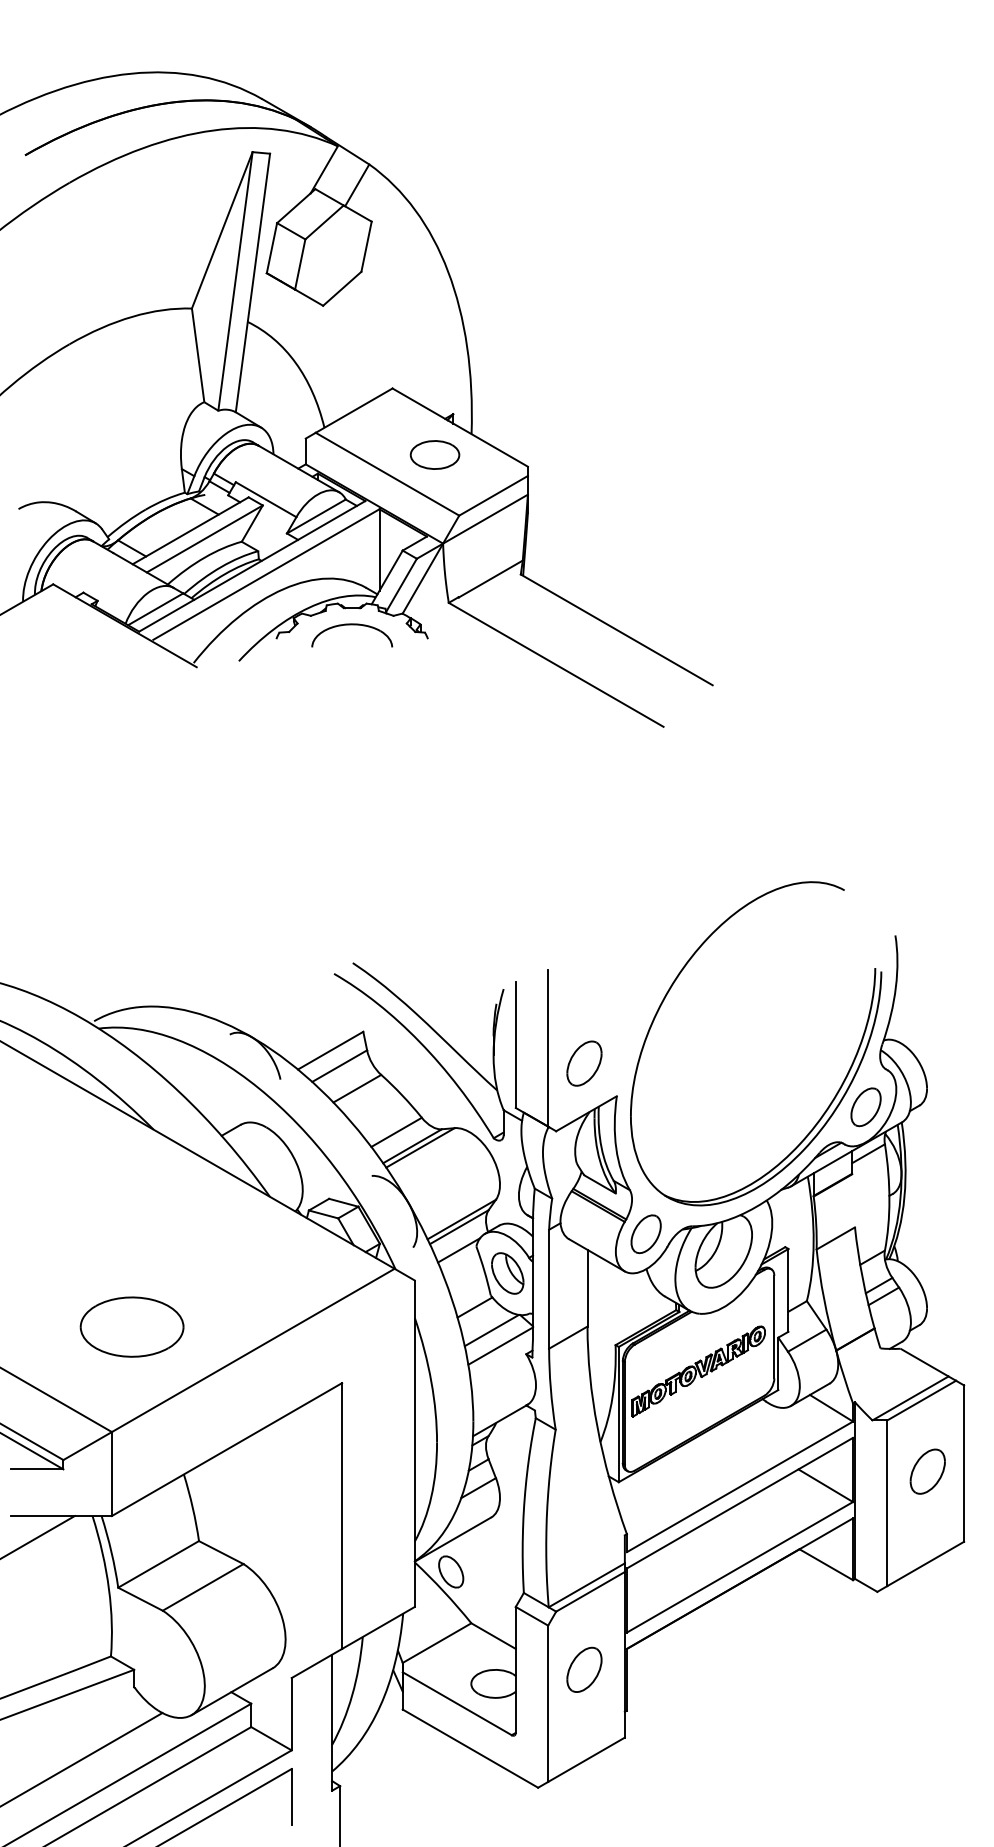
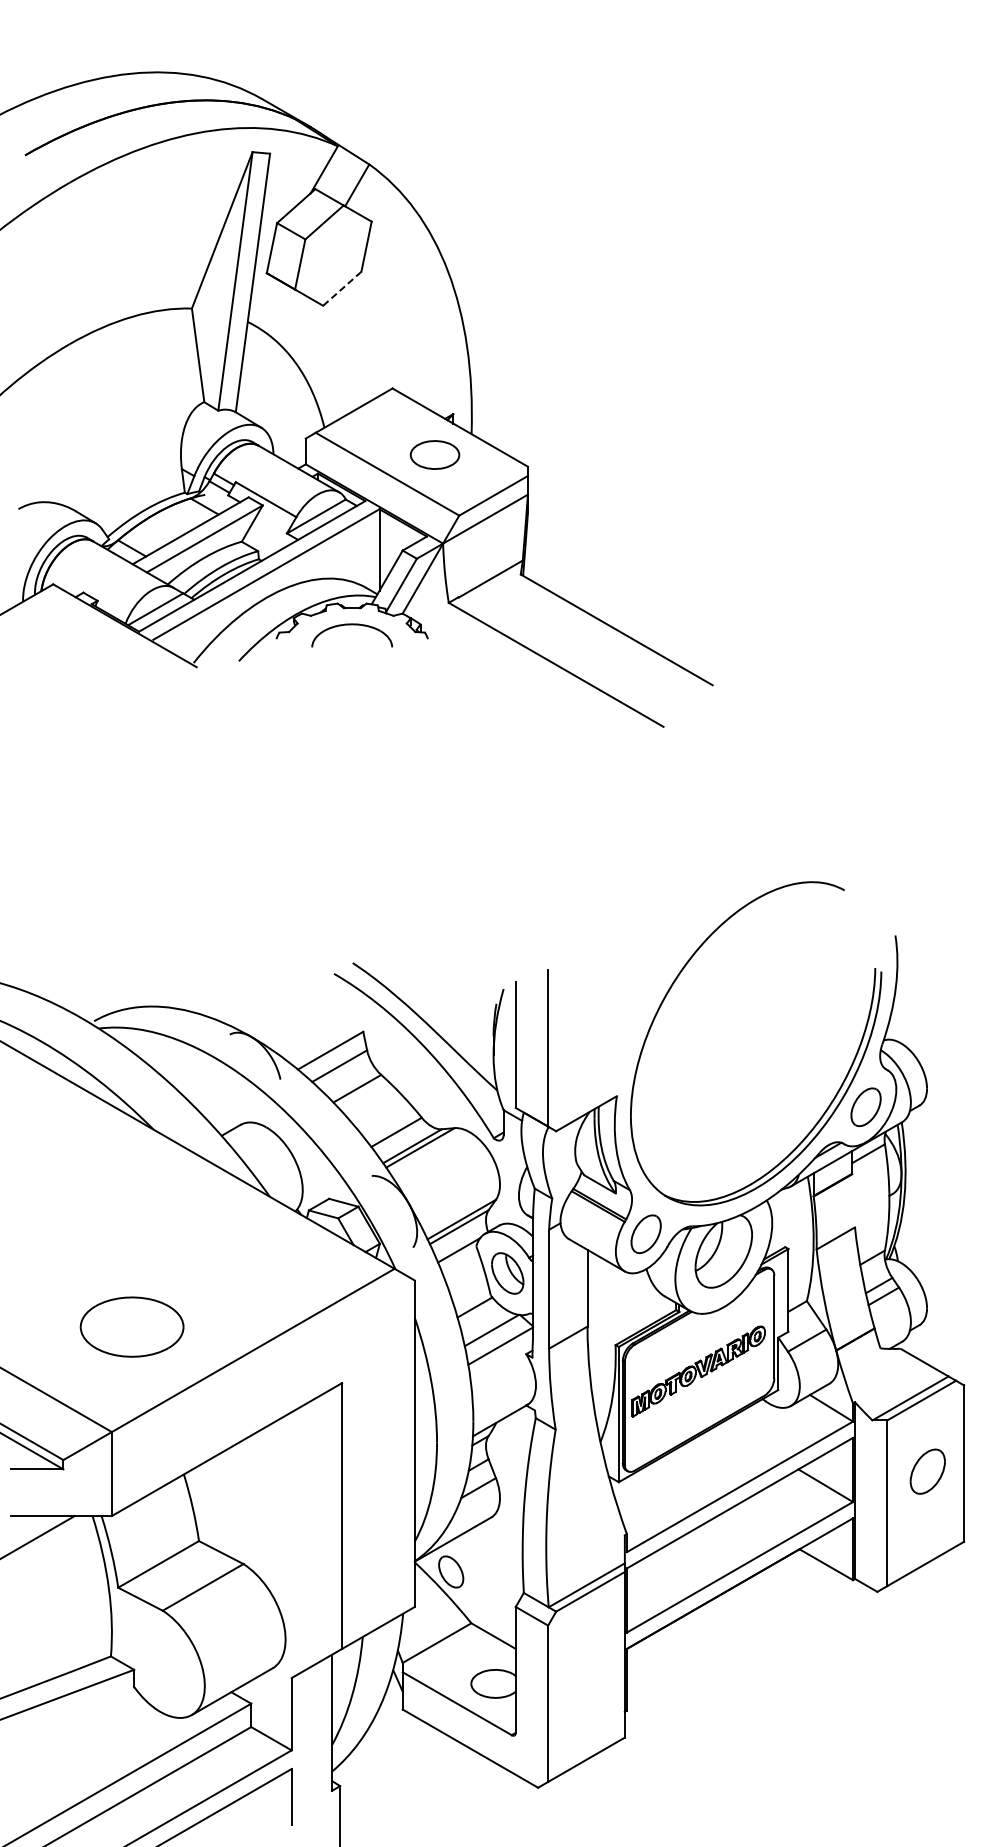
line: solid -> dashed (342, 288)
part: present -> none (584, 1063)
part: present -> none (584, 1669)
line: present -> none (82, 1759)
